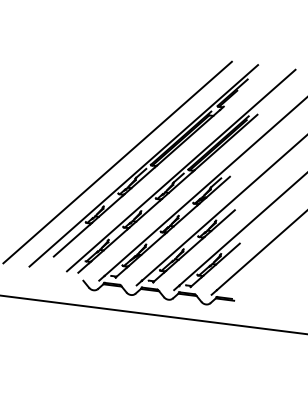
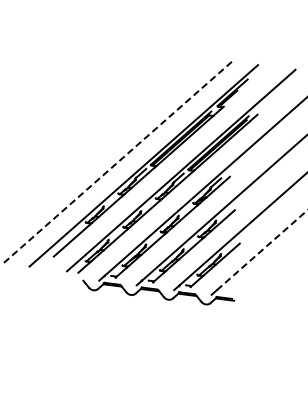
line: solid -> dashed (117, 162)
line: solid -> dashed (262, 249)
line: present -> none (153, 314)
